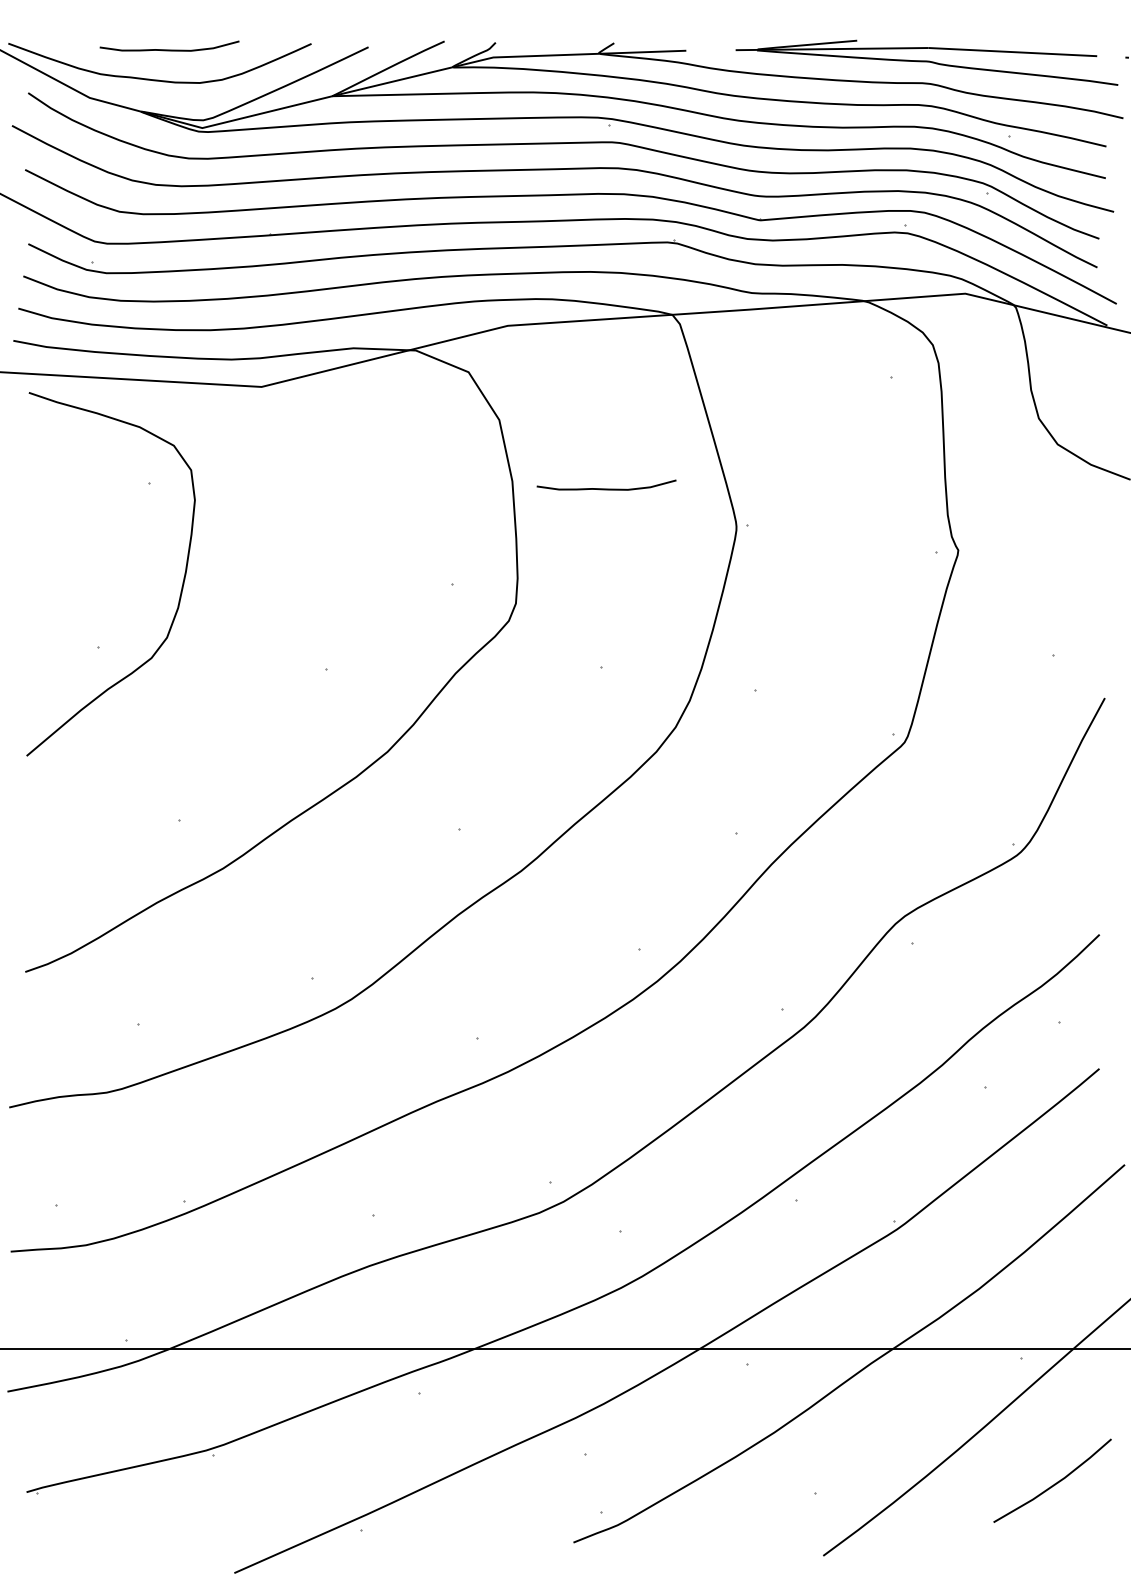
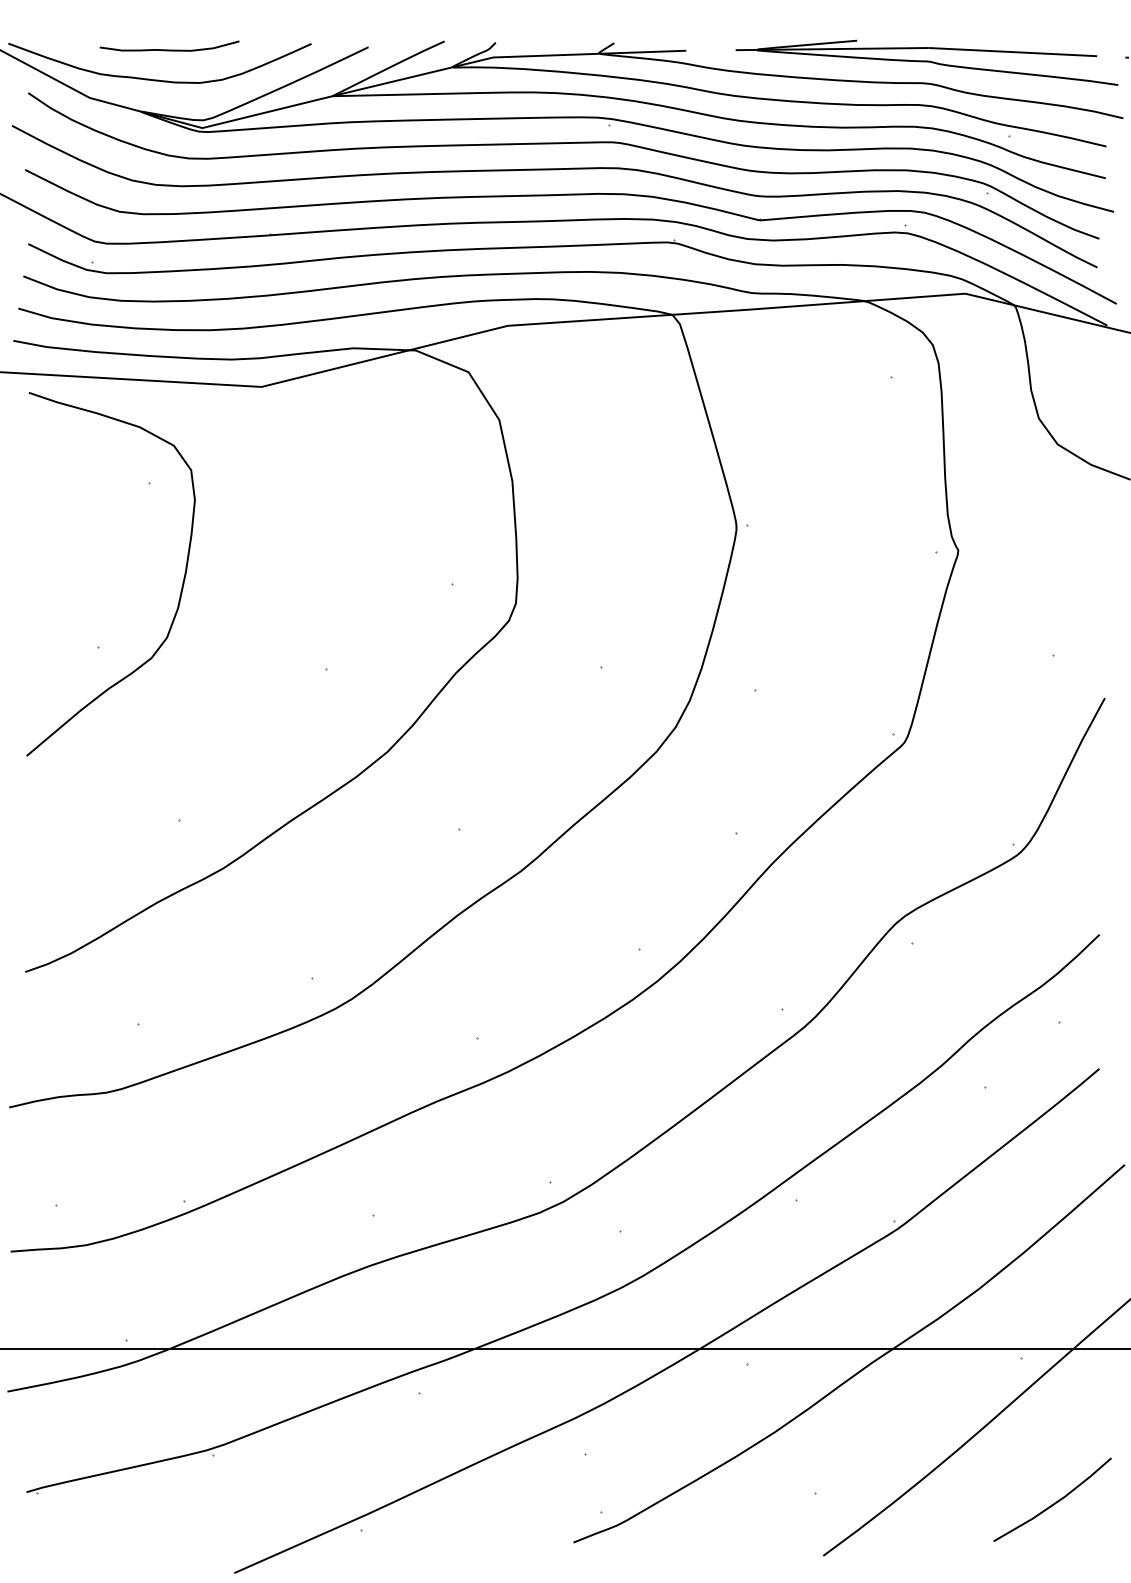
curve: present -> none (606, 488)
line position: (1054, 1483) -> (1054, 1502) (1054, 1502)
